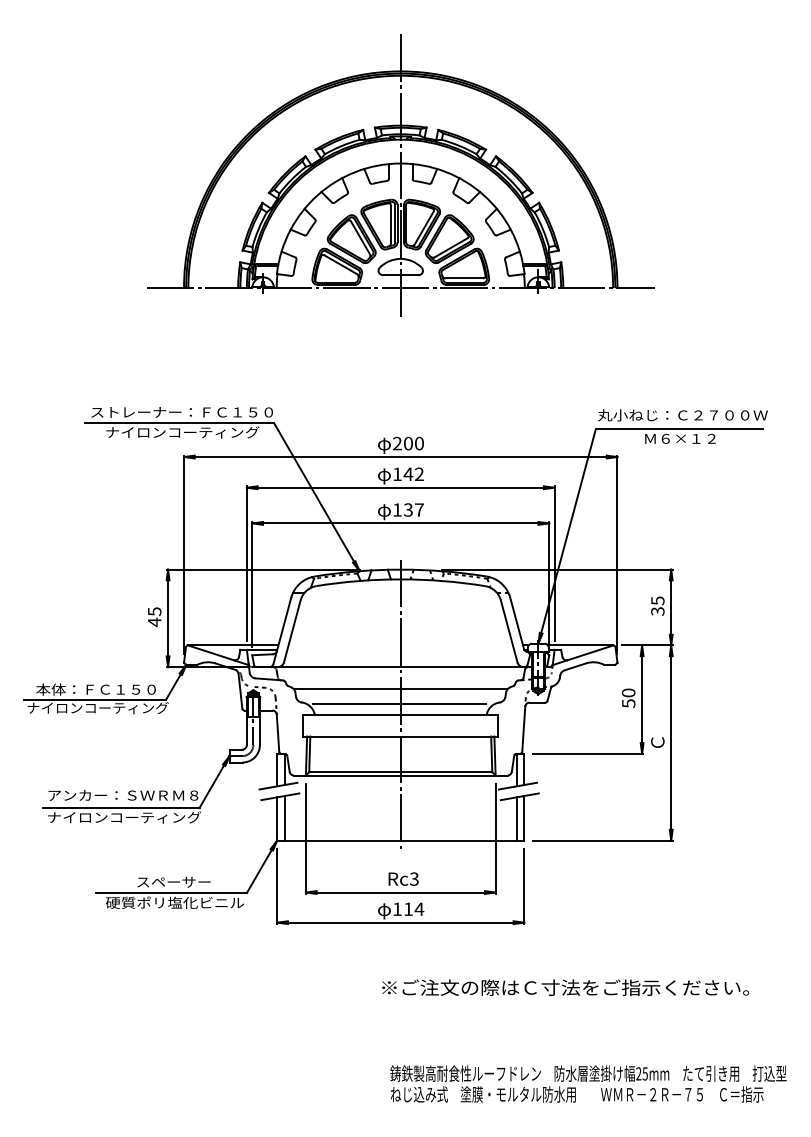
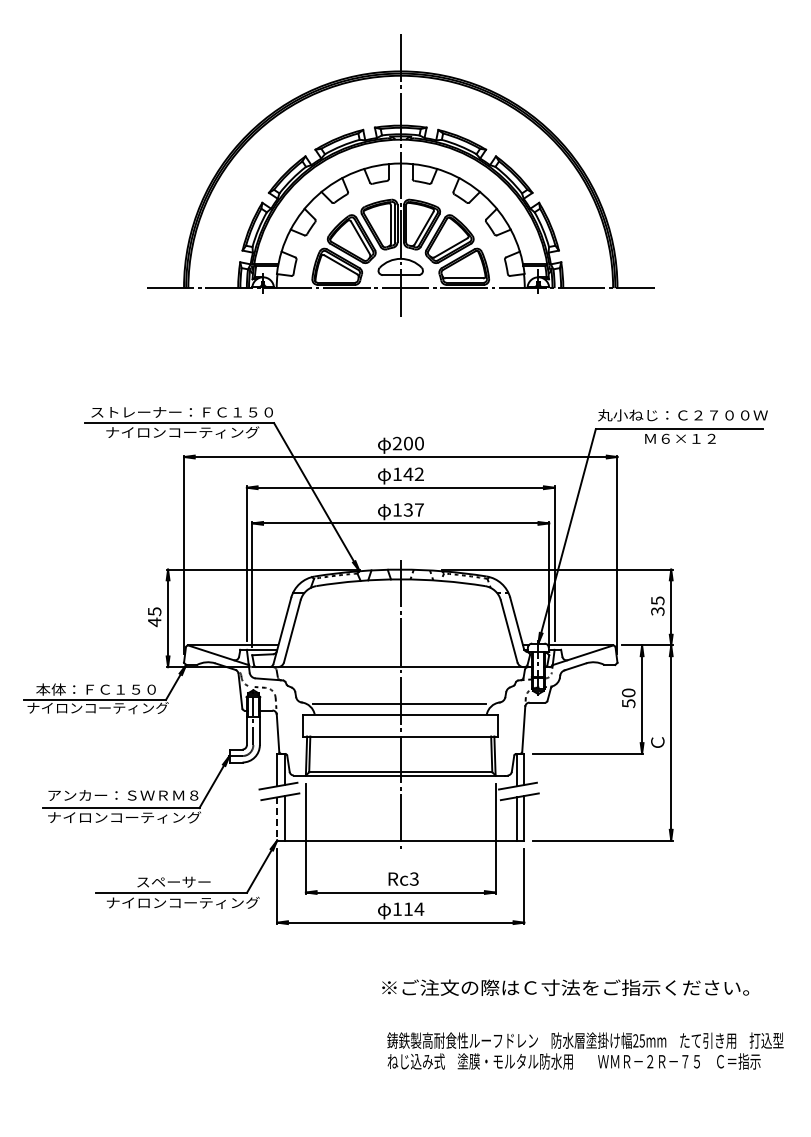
line: present -> none (400, 688)
line: solid -> dashed (277, 818)
text: 硬質ポリ塩化ビニル -> ナイロンコーティング (182, 902)
text position: (588, 1083) -> (585, 1050) (585, 1050)
